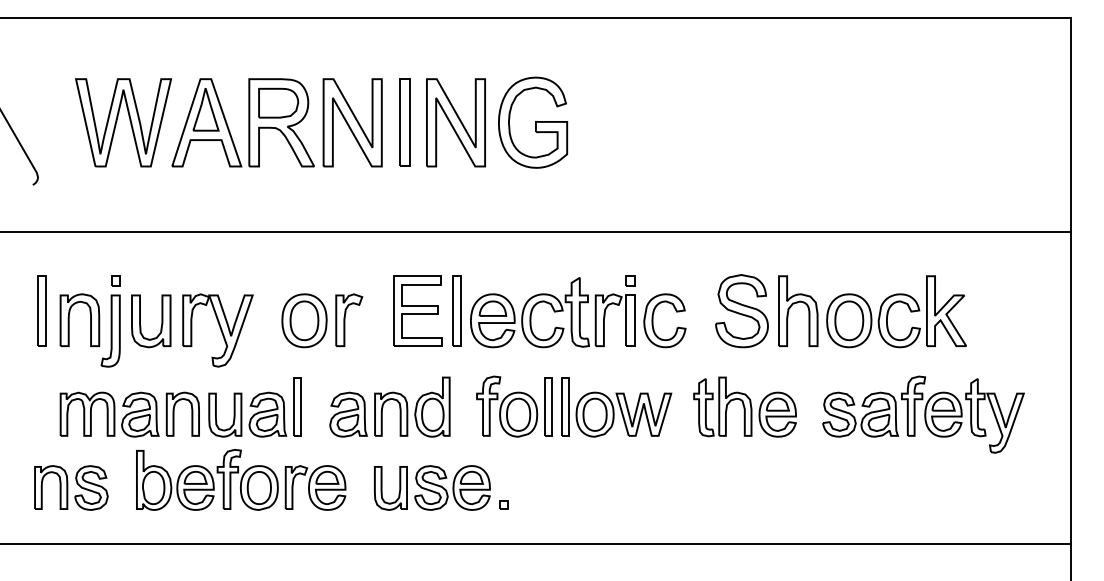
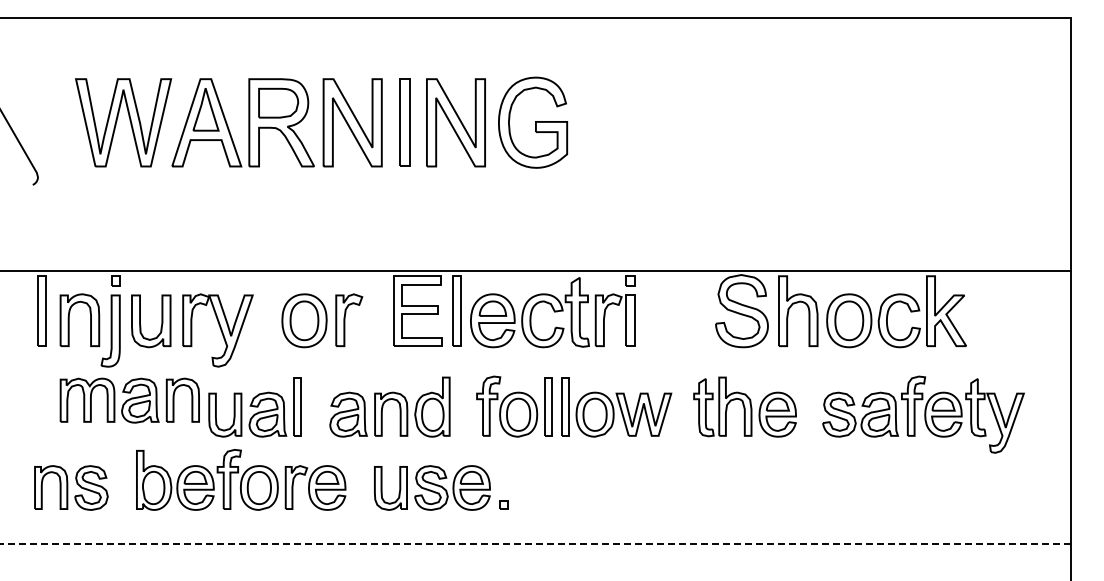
line position: (536, 231) -> (536, 270) (536, 270)
part: present -> none (653, 320)
part position: (129, 414) -> (129, 400) (129, 400)
line: solid -> dashed (535, 543)
